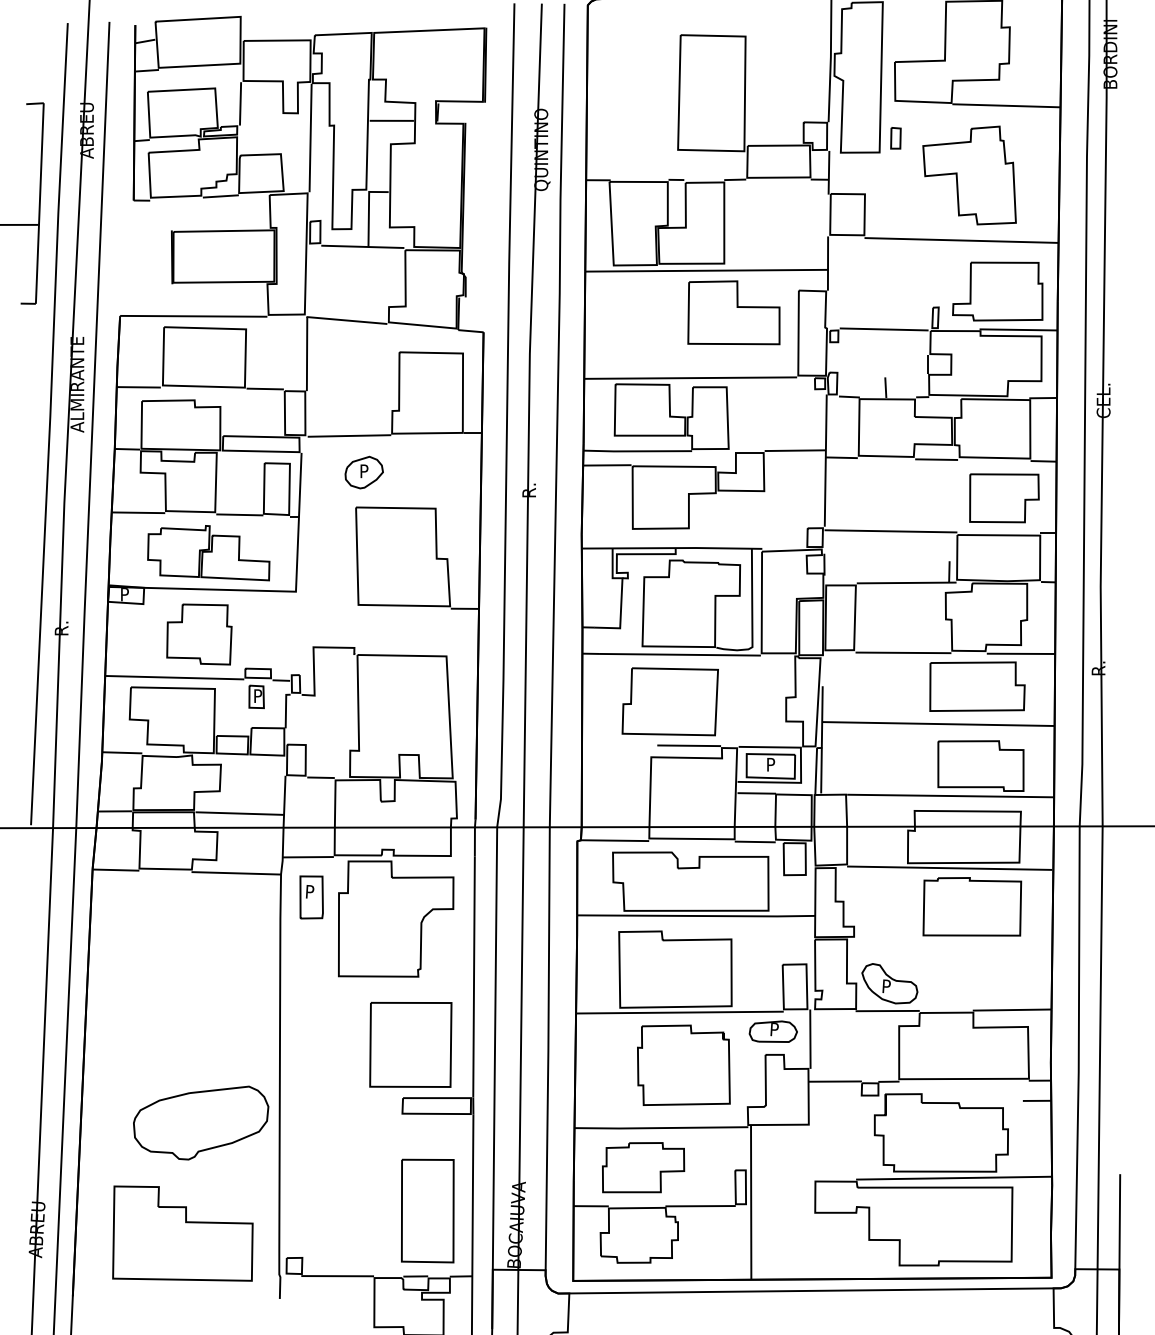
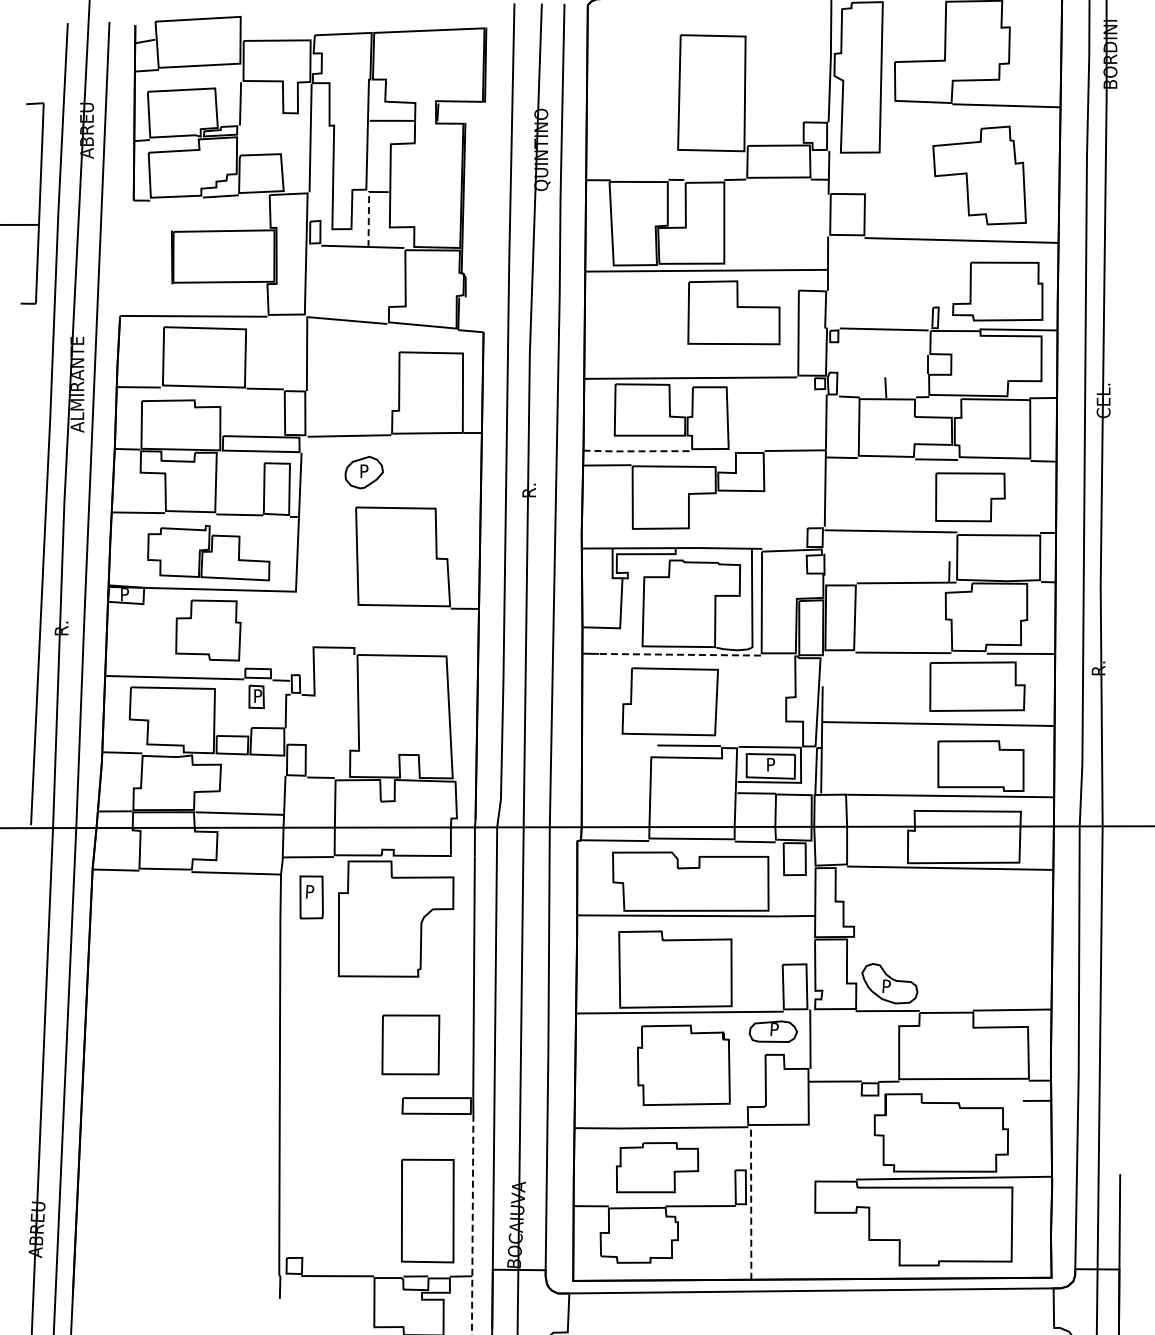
part: present -> none (895, 138)
part position: (969, 175) -> (979, 175) (979, 175)
line: solid -> dashed (368, 218)
line: solid -> dashed (637, 451)
part position: (1004, 498) -> (970, 497) (970, 497)
part position: (199, 634) -> (208, 630) (208, 630)
line: solid -> dashed (679, 654)
part: present -> none (972, 906)
part size: 84x86 px -> 60x62 px (410, 1044)
part: present -> none (201, 1122)
part position: (643, 1167) -> (657, 1167) (657, 1167)
line: solid -> dashed (751, 1201)
line: solid -> dashed (472, 1224)
part: present -> none (182, 1233)
